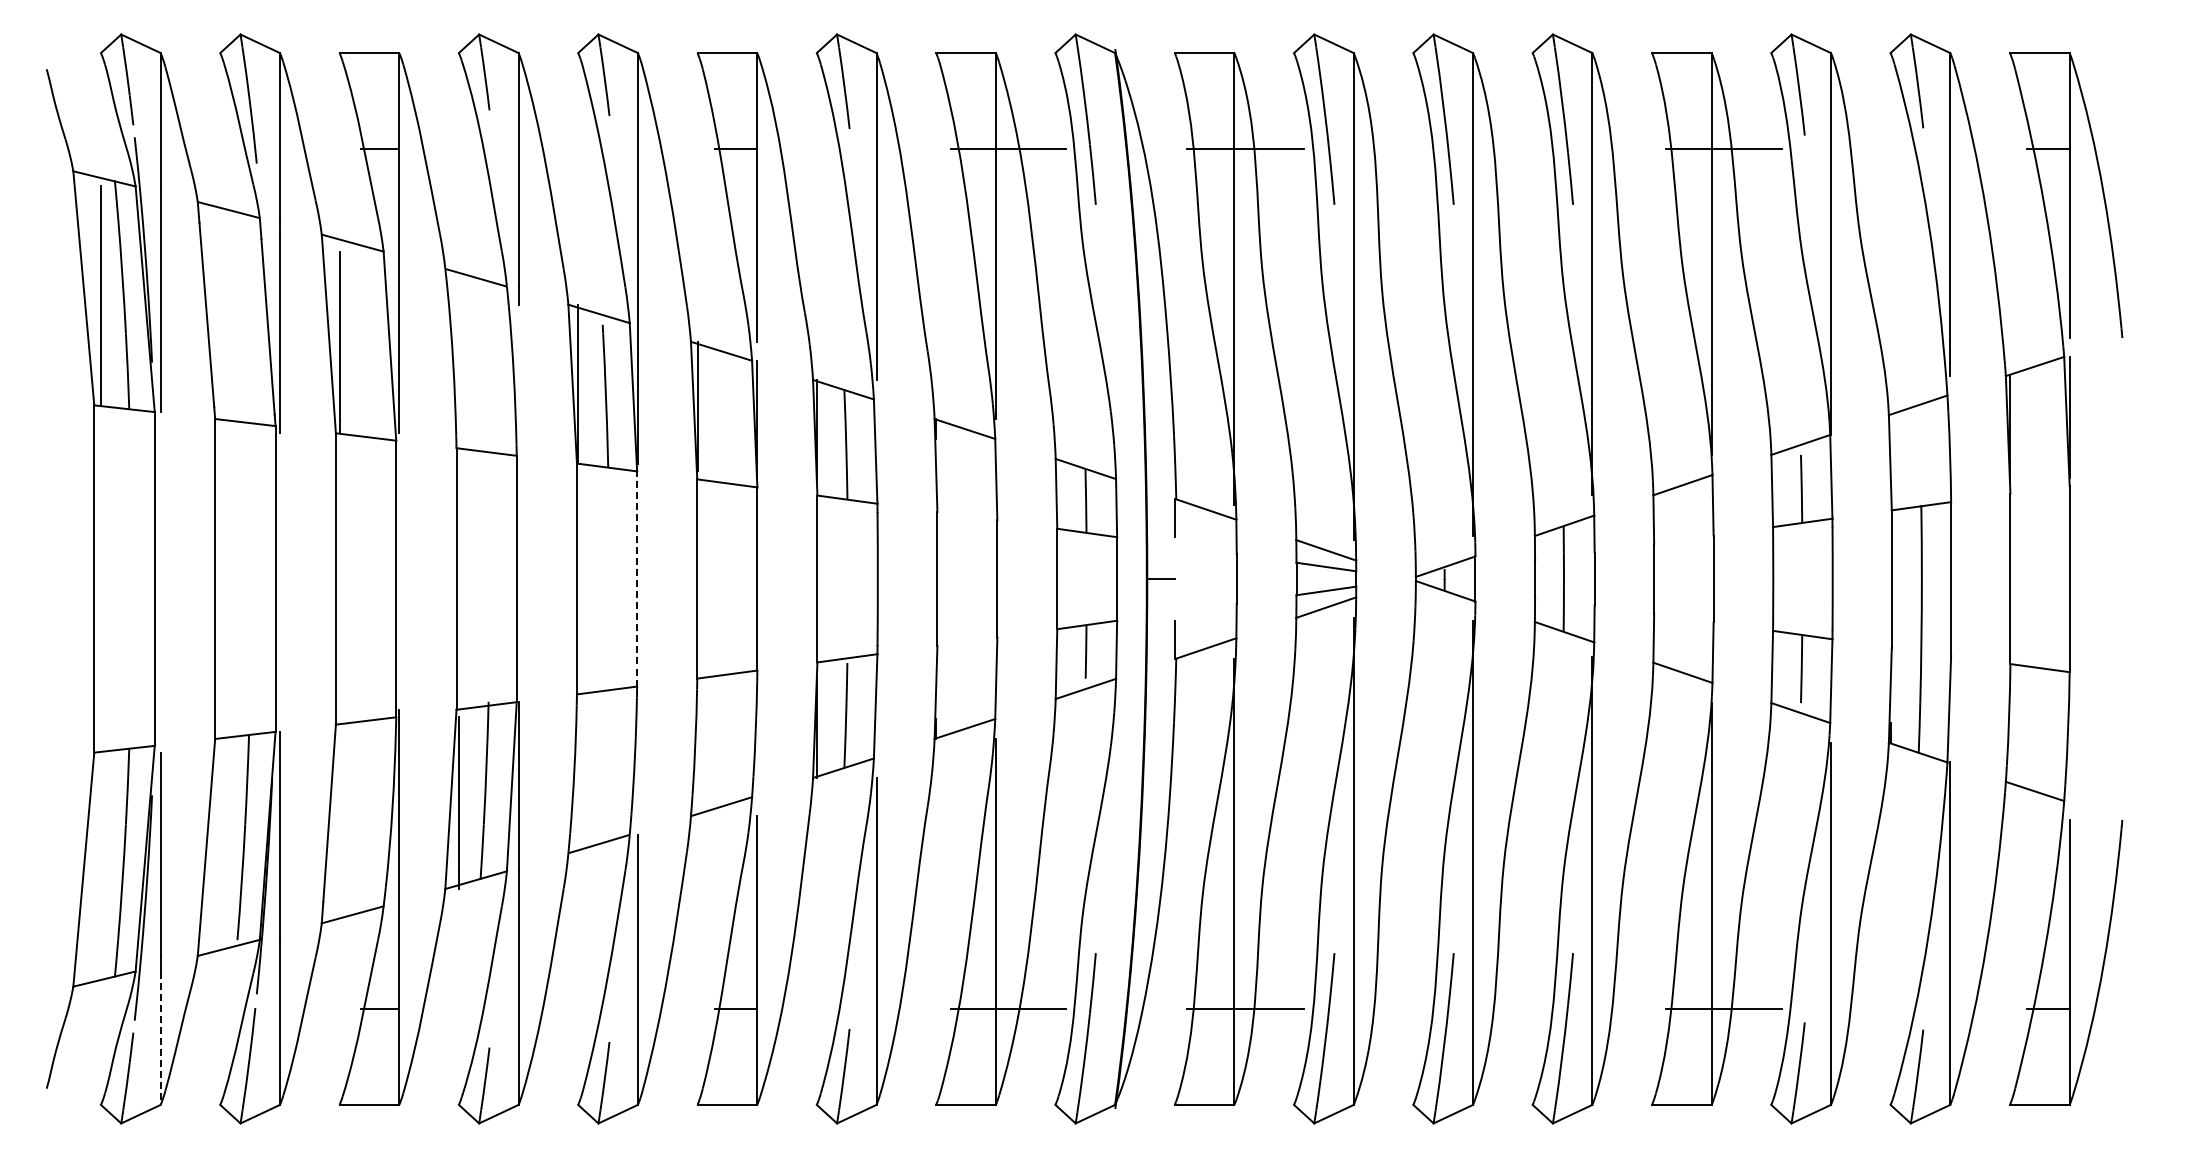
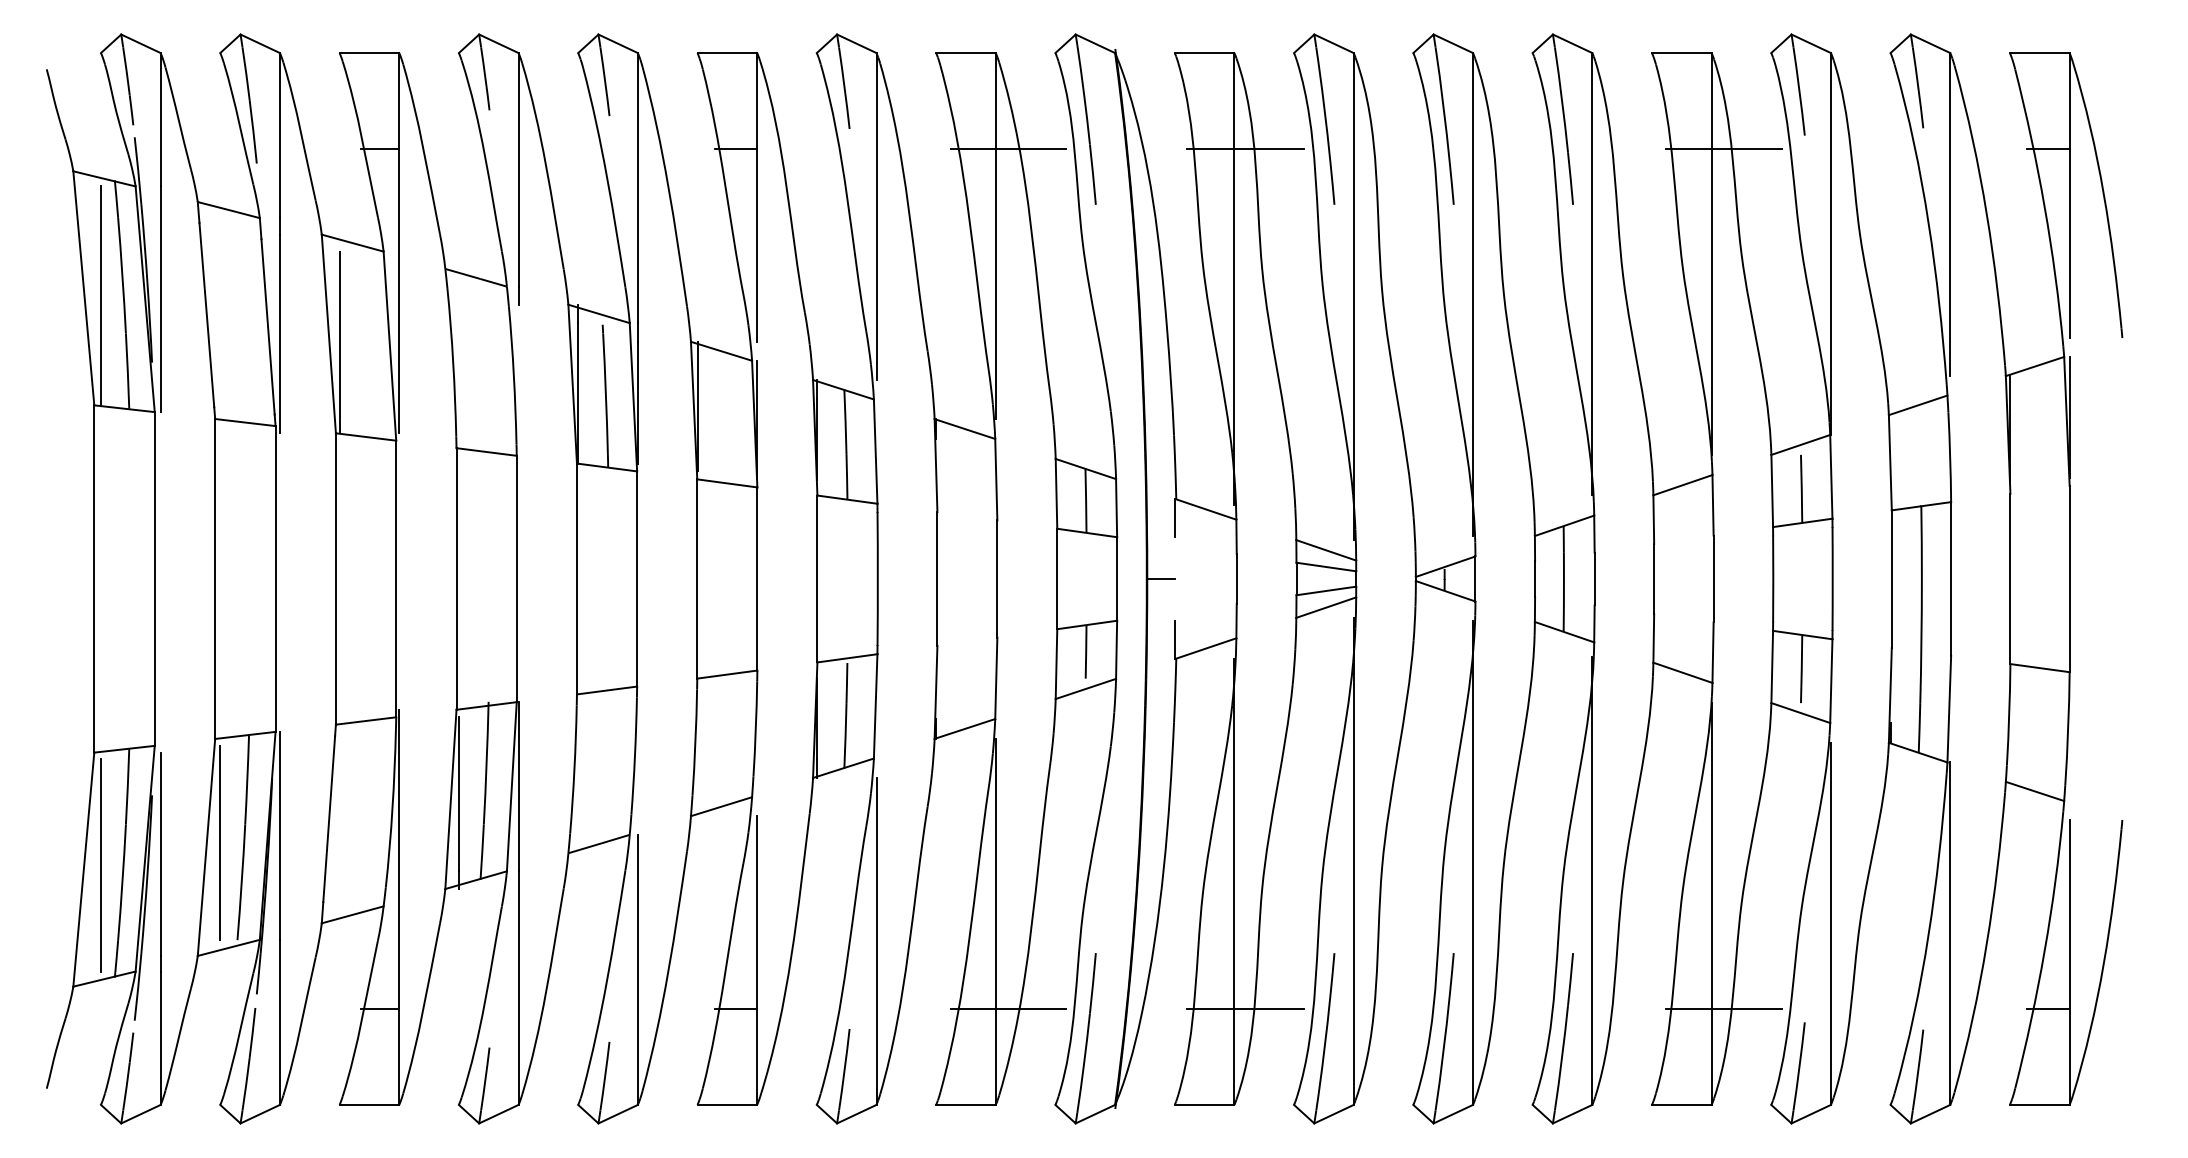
line: dashed -> solid (637, 578)
line: none -> present (220, 842)
line: none -> present (101, 865)
line: dashed -> solid (160, 1038)
